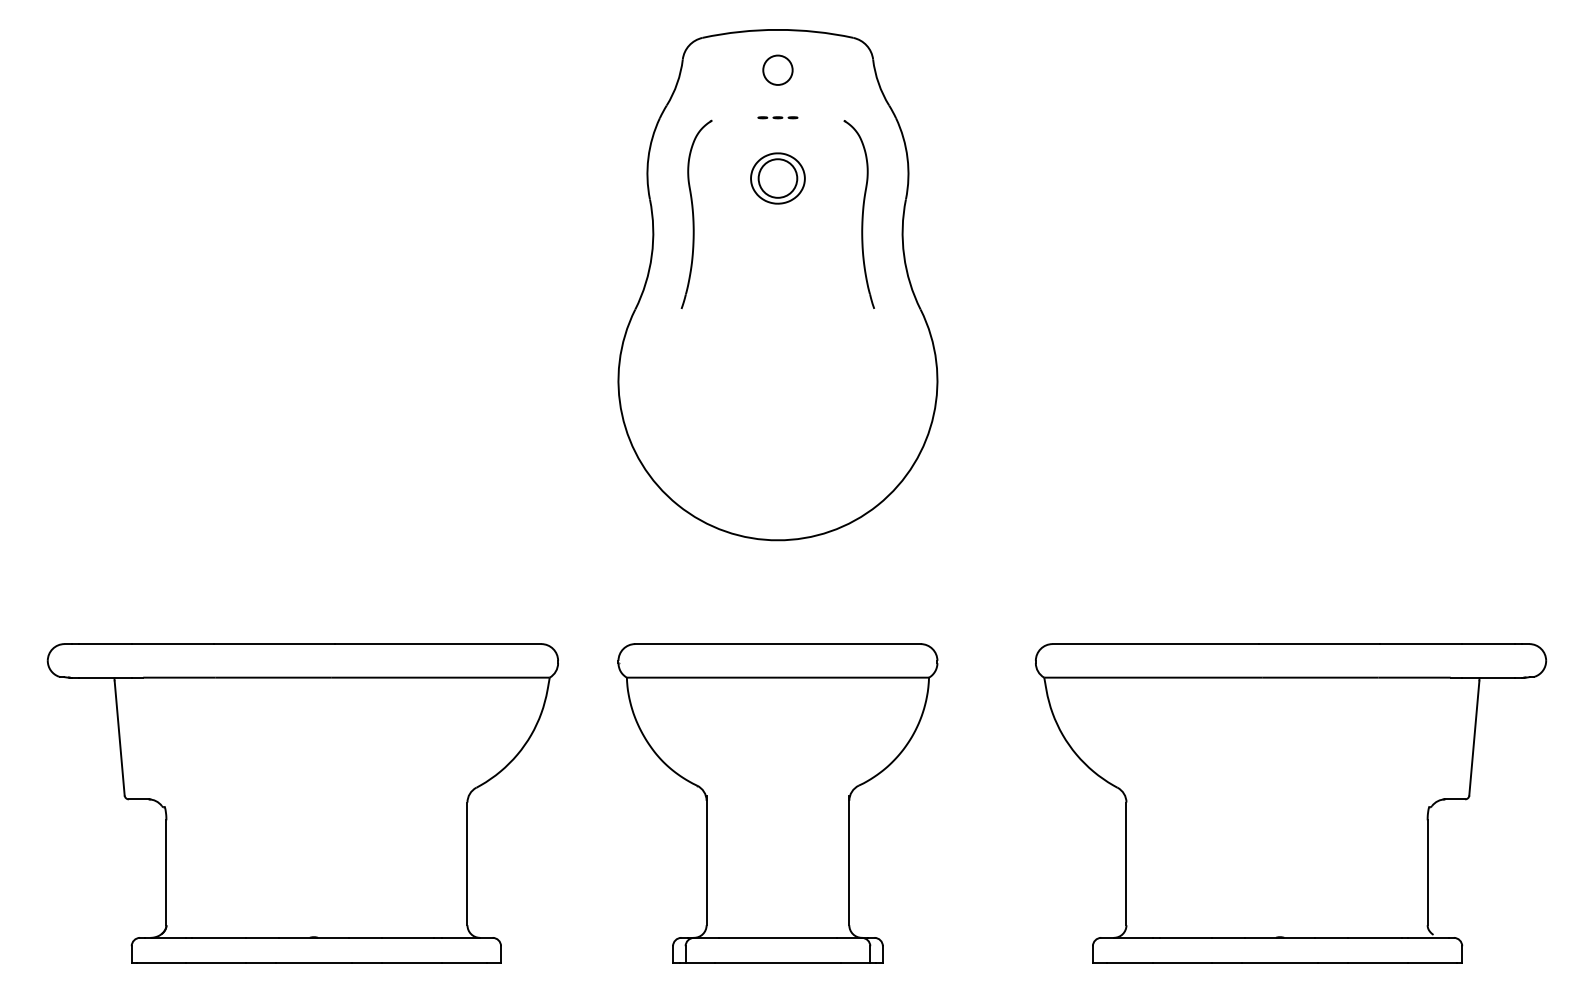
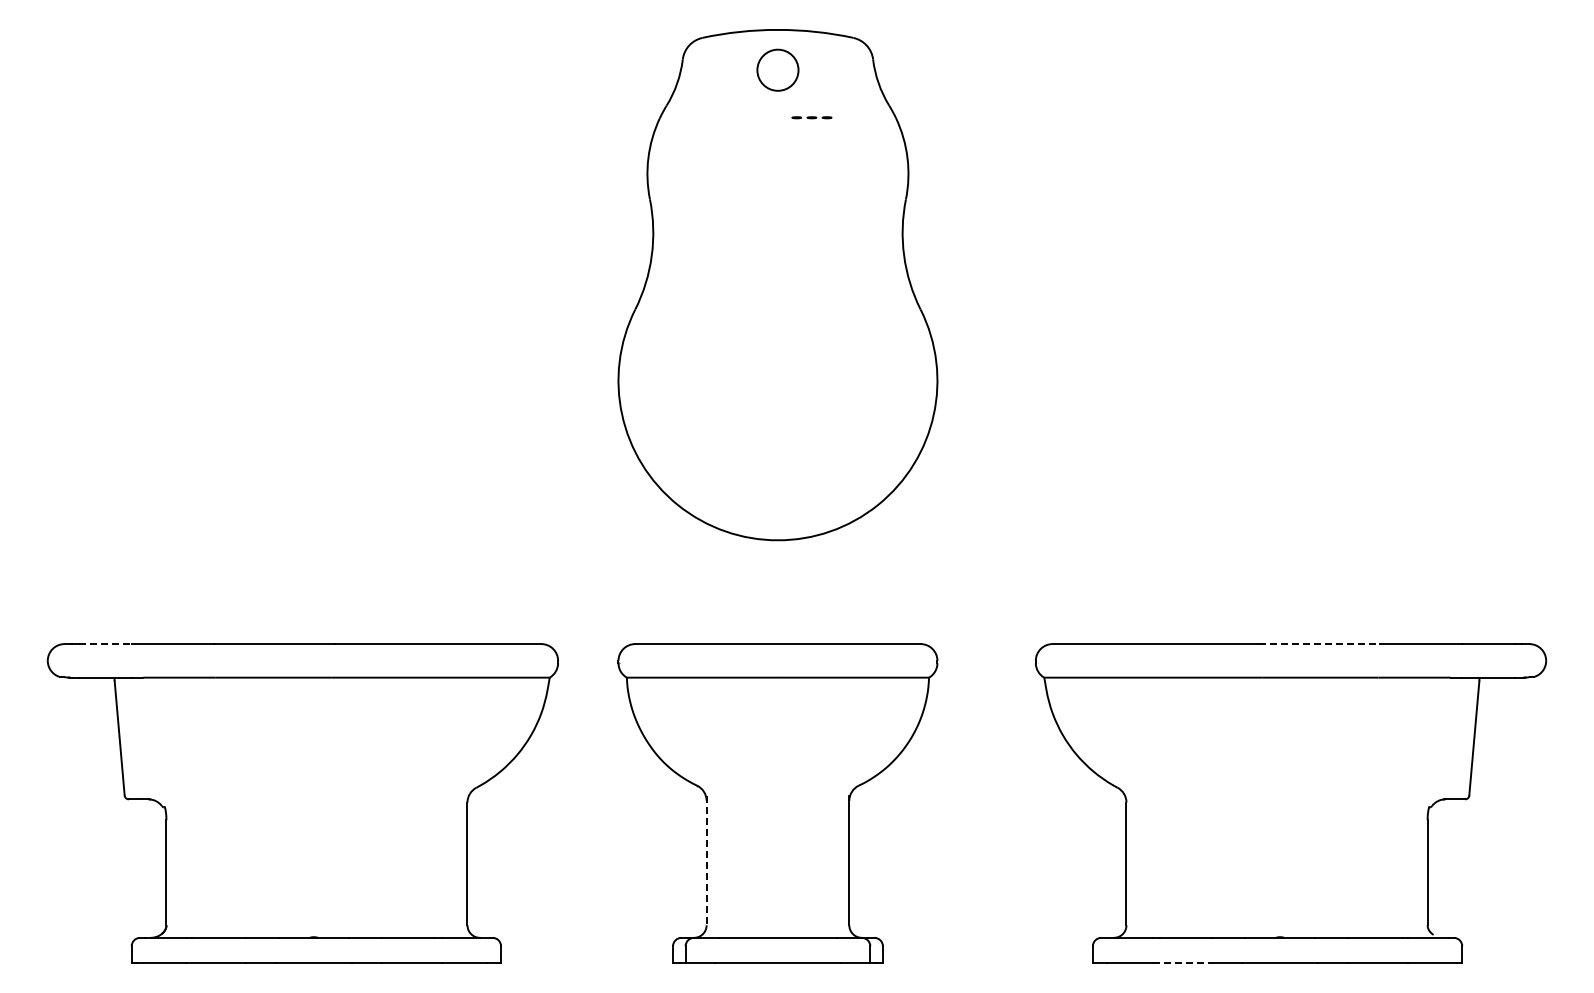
circle diameter: 29 px -> 41 px (777, 69)
line position: (777, 117) -> (811, 117) (811, 117)
part: present -> none (777, 178)
part: present -> none (696, 213)
part: present -> none (858, 214)
line: solid -> dashed (106, 644)
line: solid -> dashed (1320, 644)
line: solid -> dashed (706, 860)
line: solid -> dashed (1182, 963)
